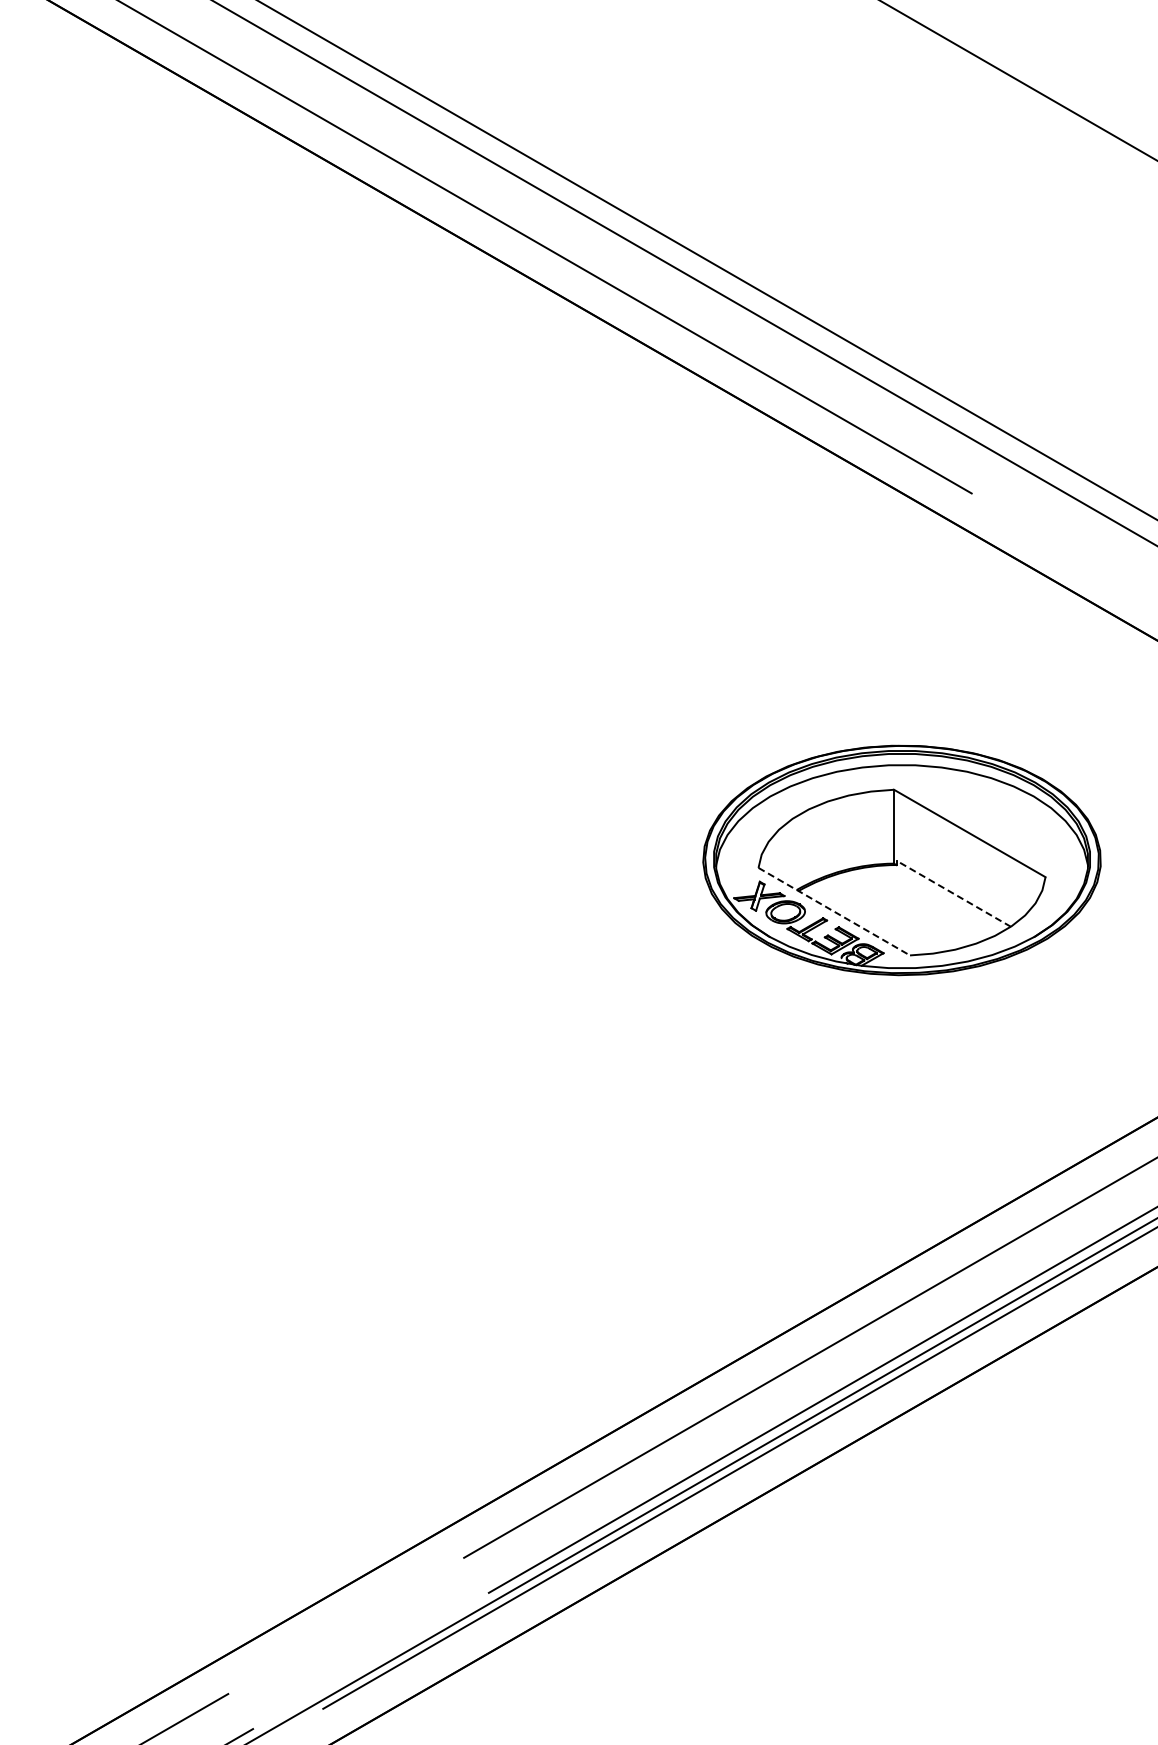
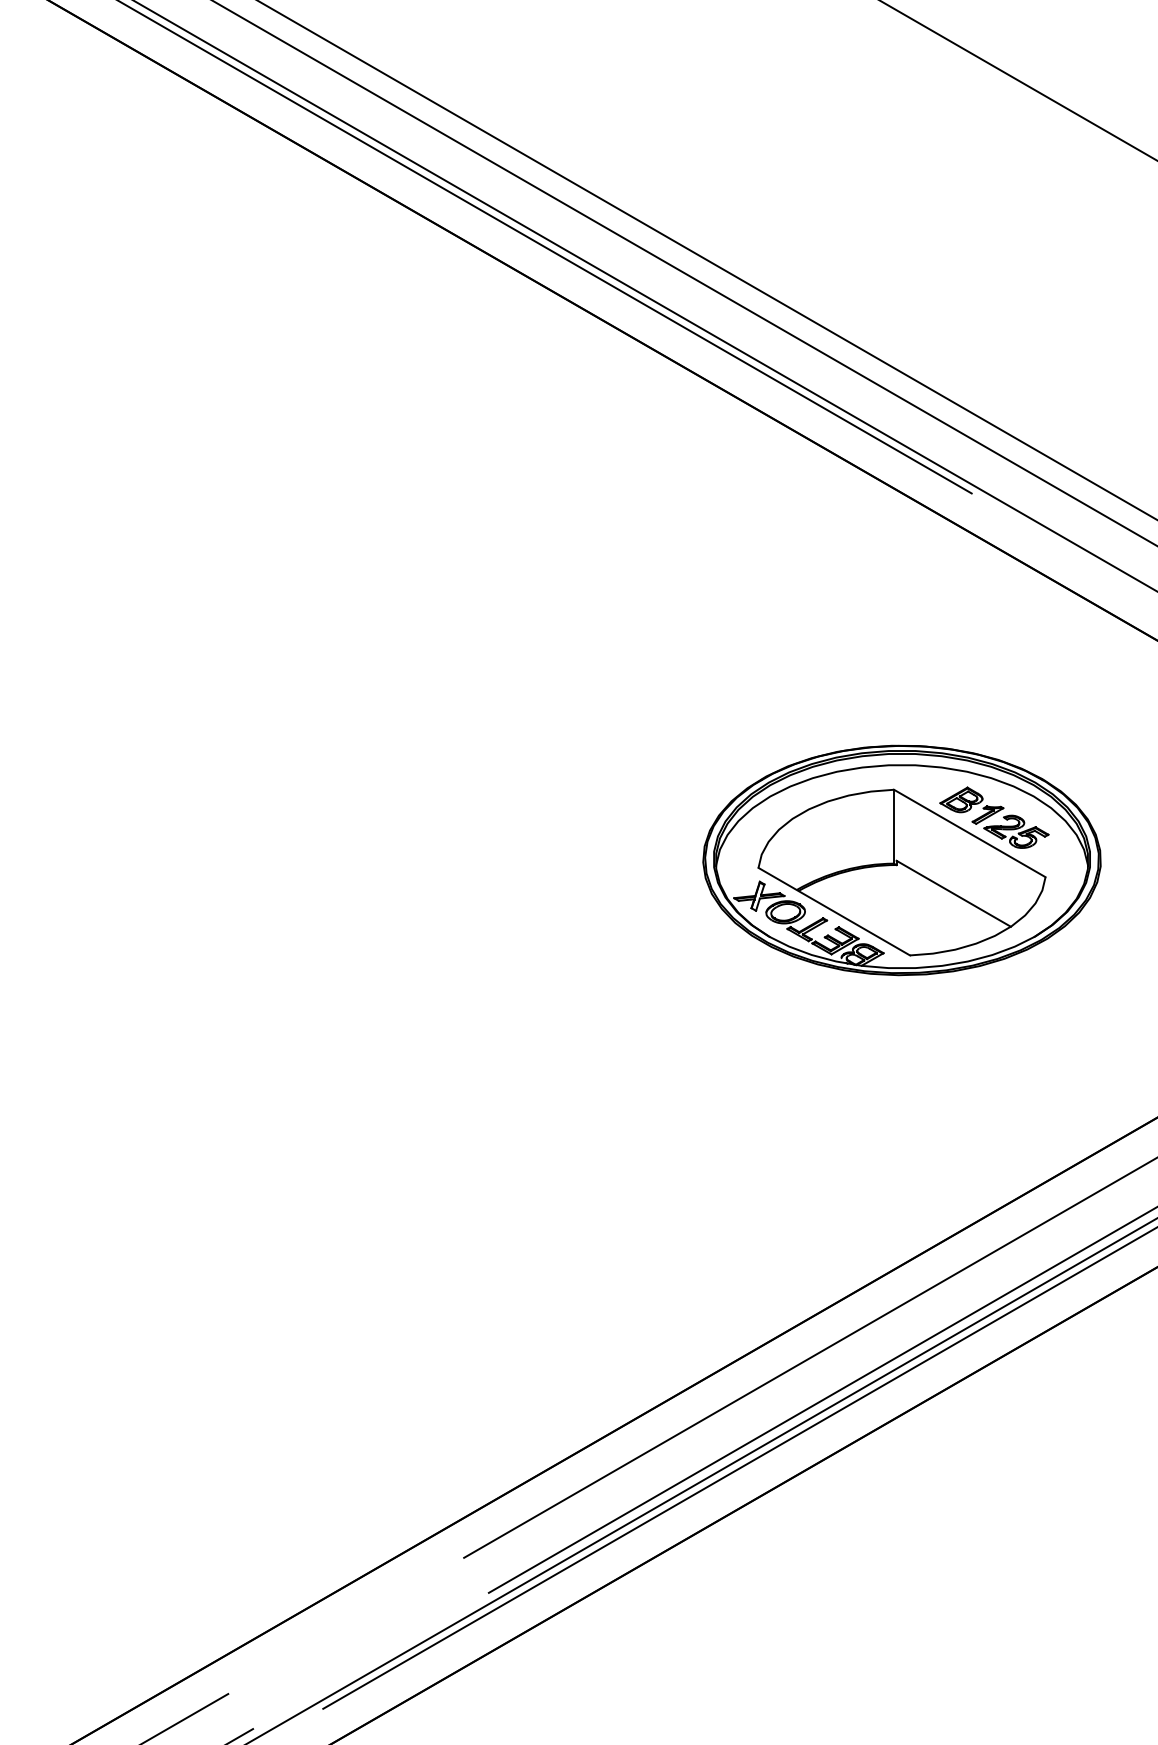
line: none -> present (645, 296)
part: none -> present (994, 817)
line: dashed -> solid (953, 893)
line: dashed -> solid (834, 911)
